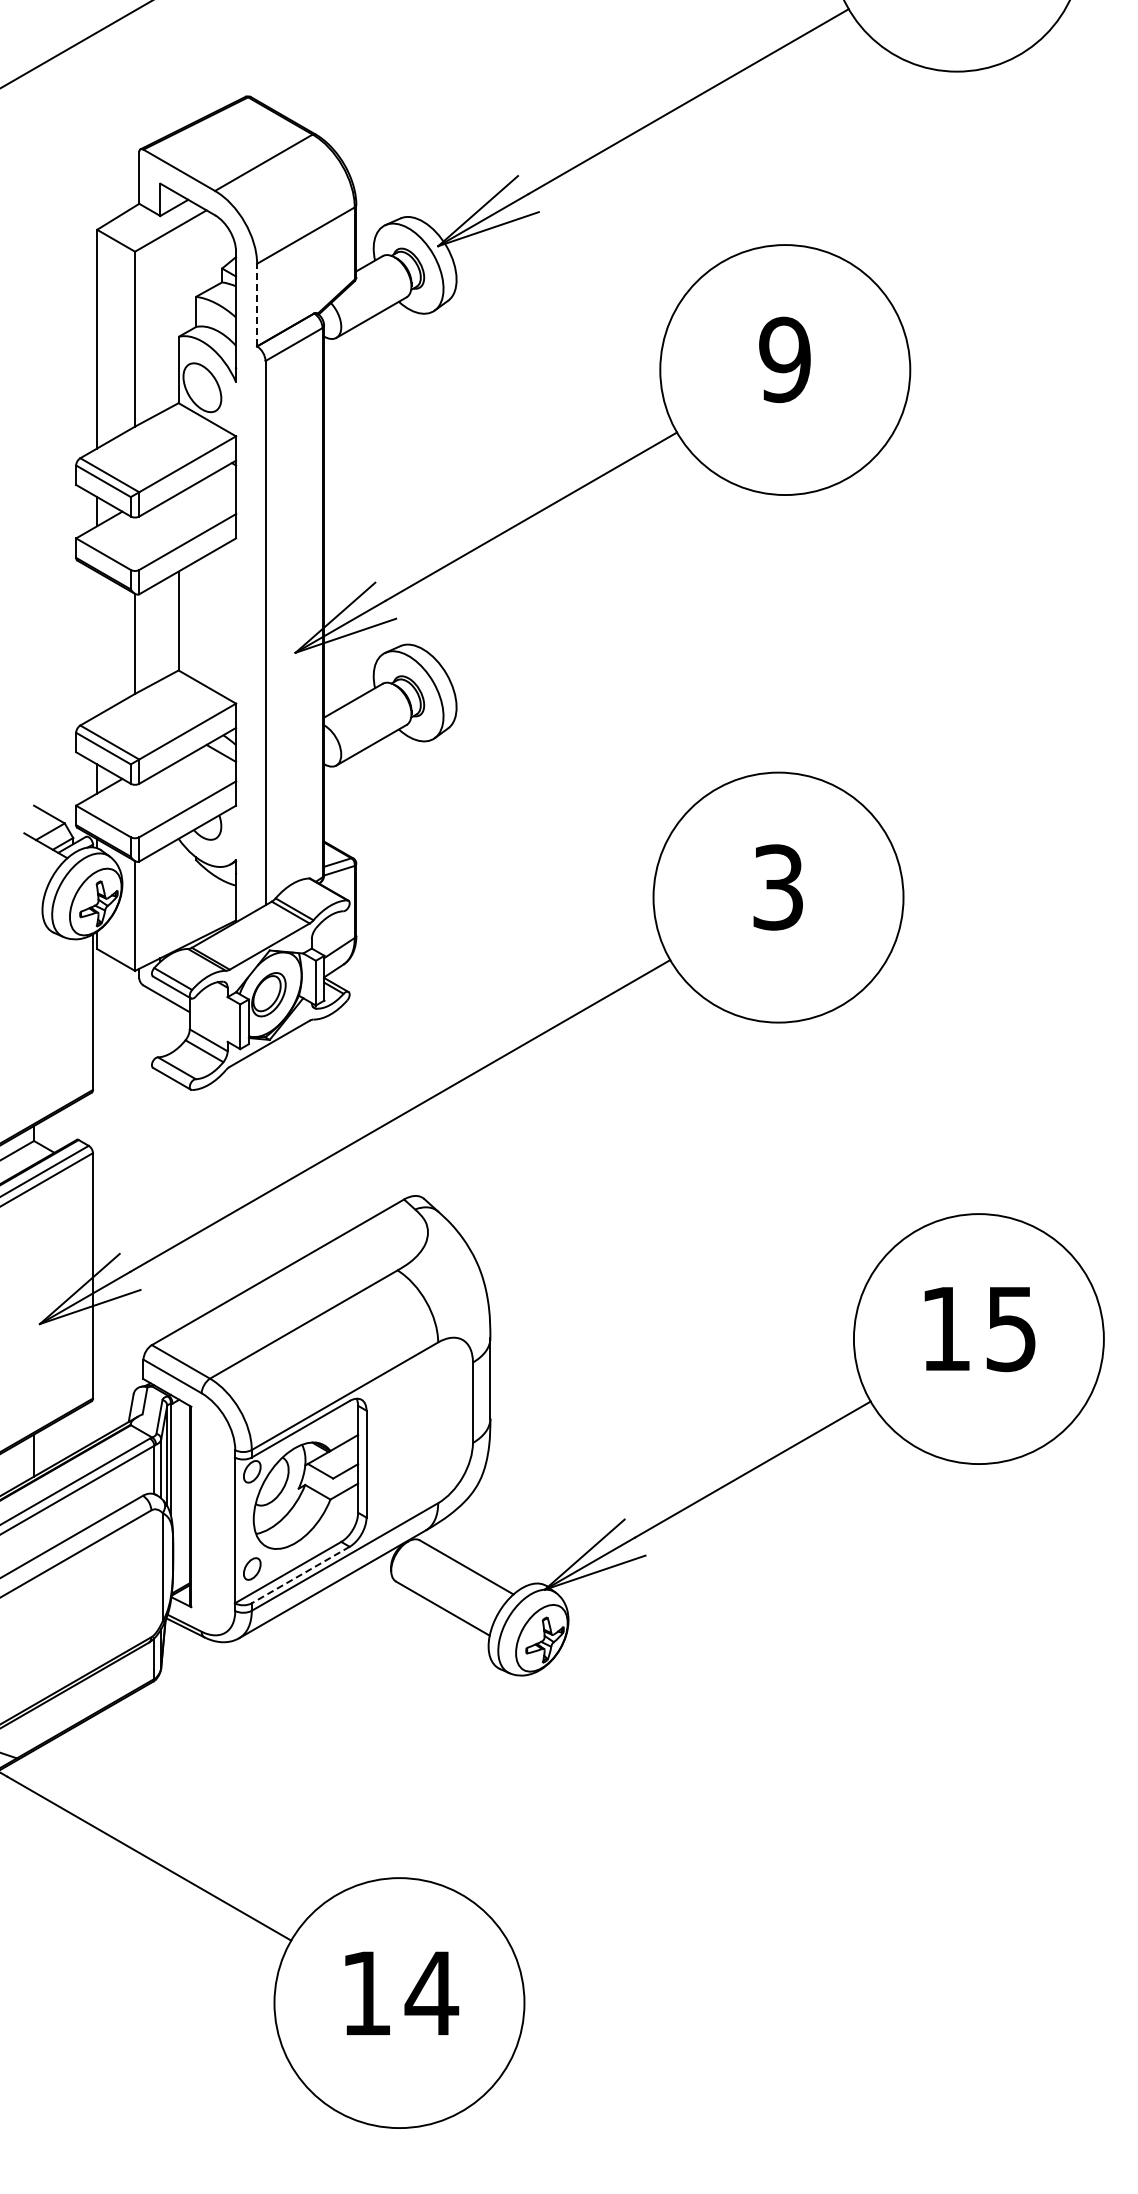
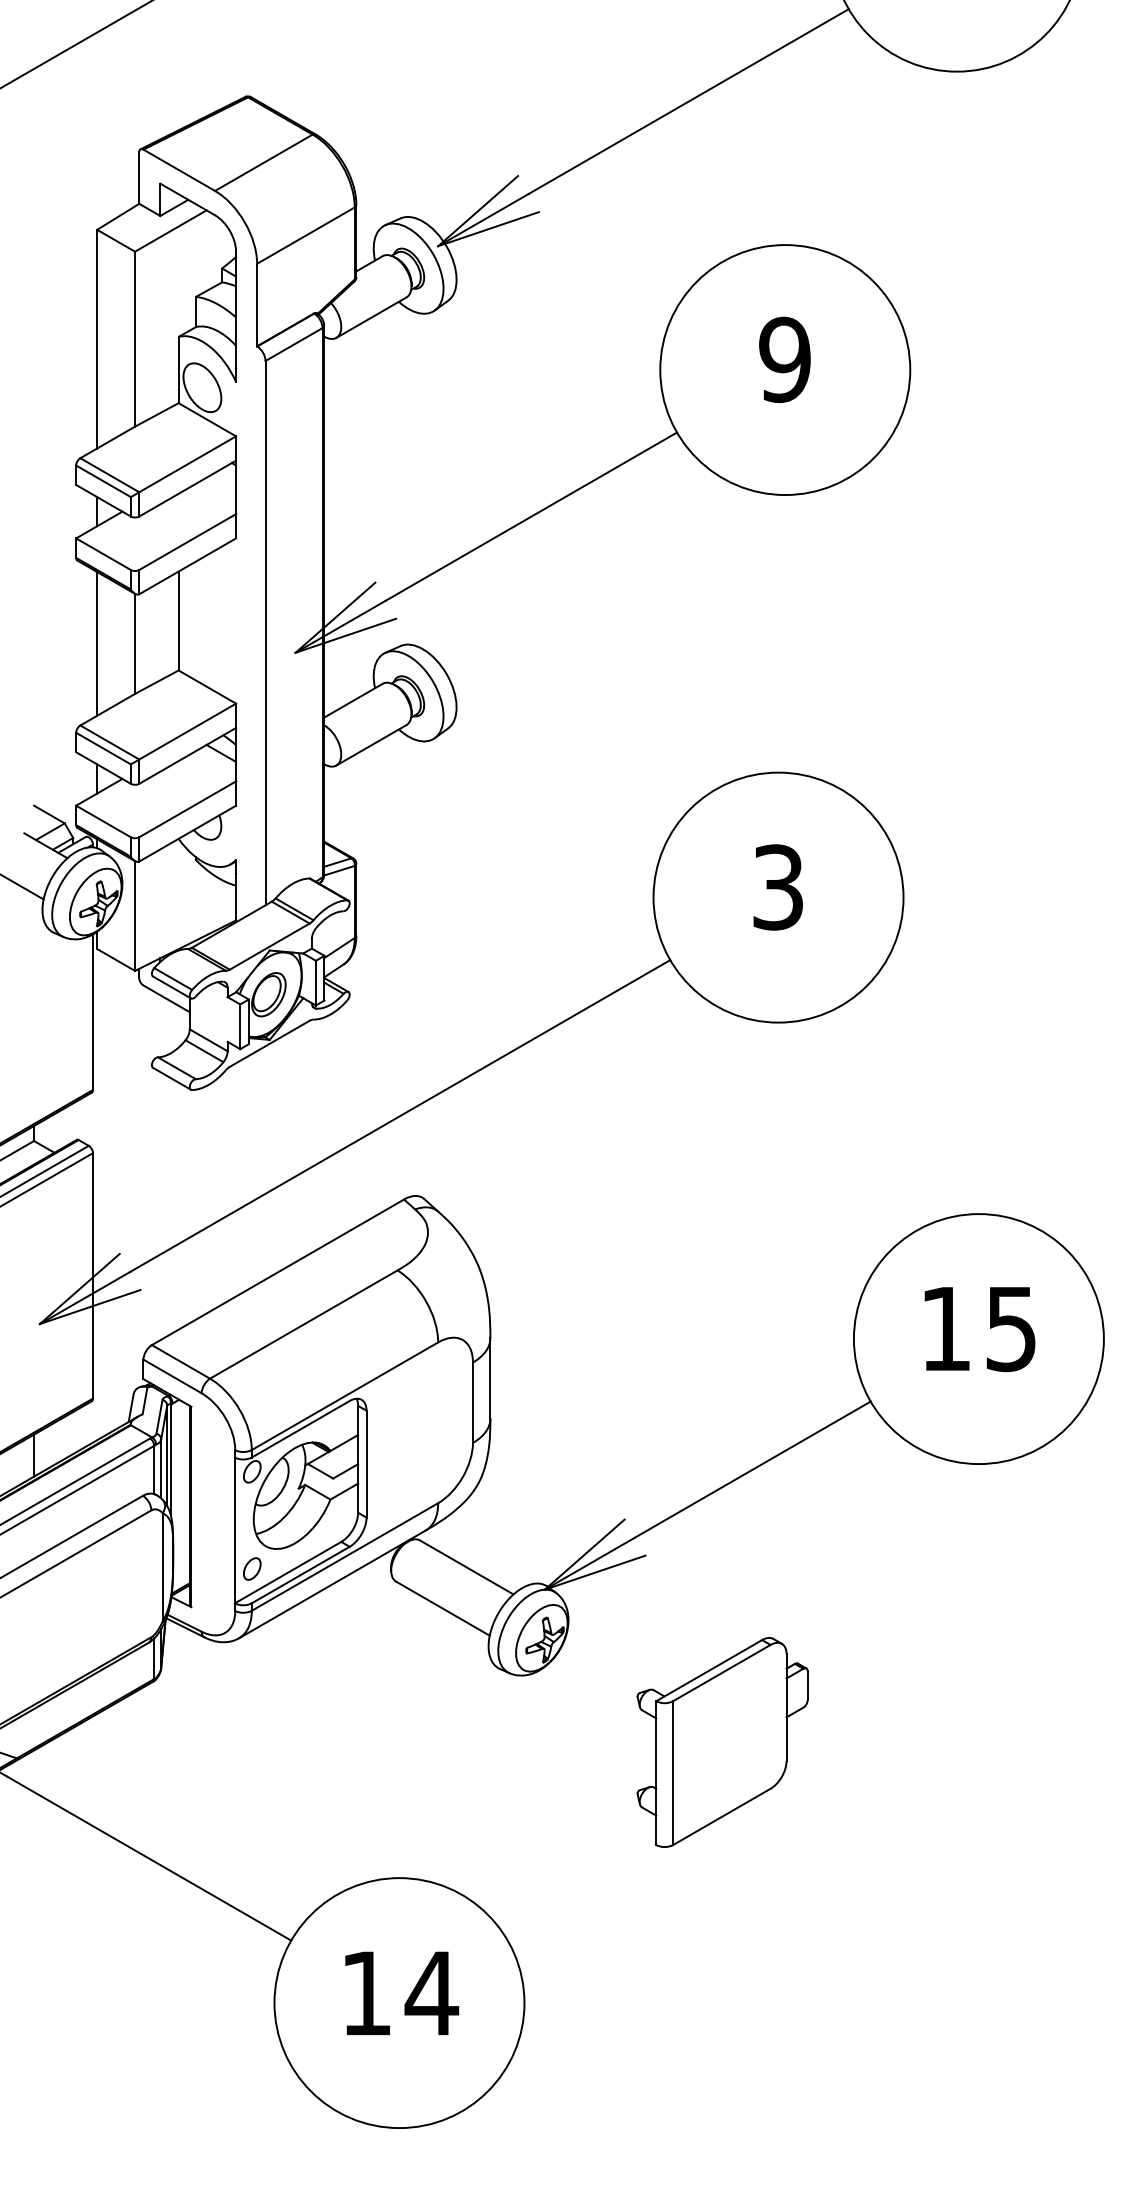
line: dashed -> solid (257, 304)
line: none -> present (97, 643)
line: none -> present (22, 887)
line: dashed -> solid (300, 1575)
part: none -> present (722, 1742)
